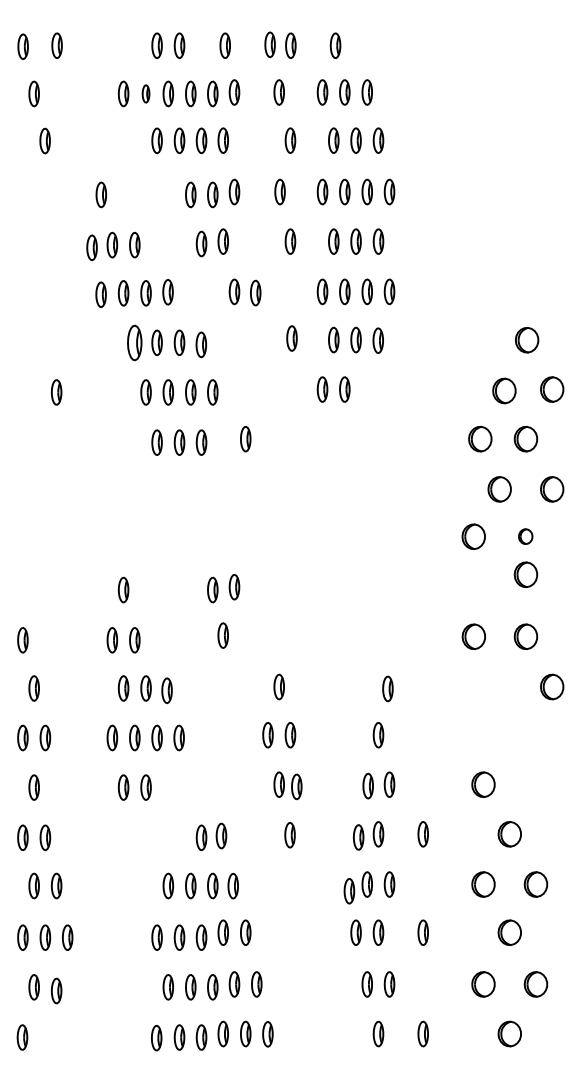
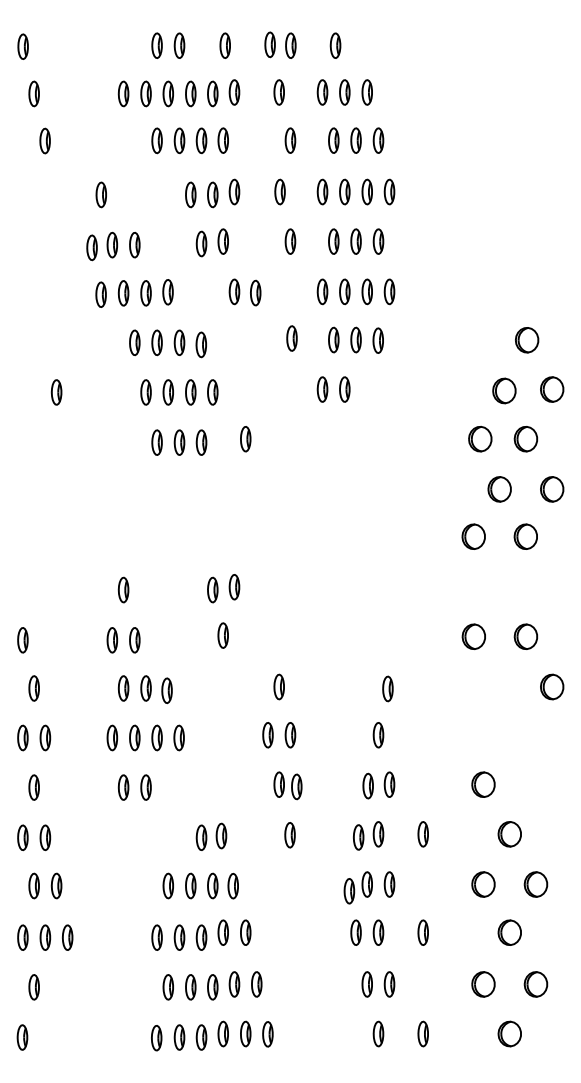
part: present -> none (56, 45)
part size: 10x20 px -> 12x28 px (145, 93)
part size: 16x38 px -> 12x27 px (134, 342)
part size: 16x17 px -> 25x27 px (525, 536)
part: present -> none (525, 574)
part: present -> none (56, 990)
